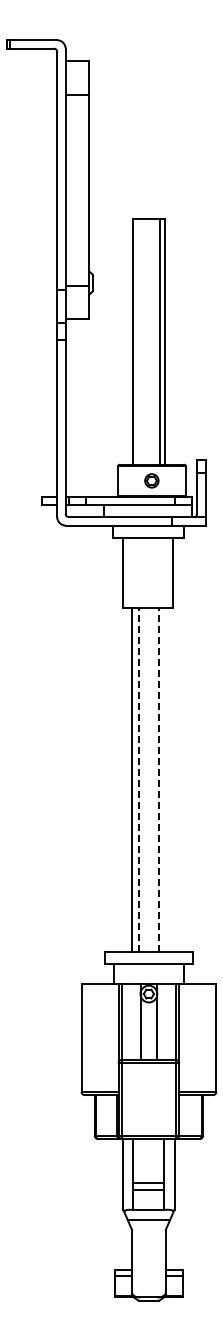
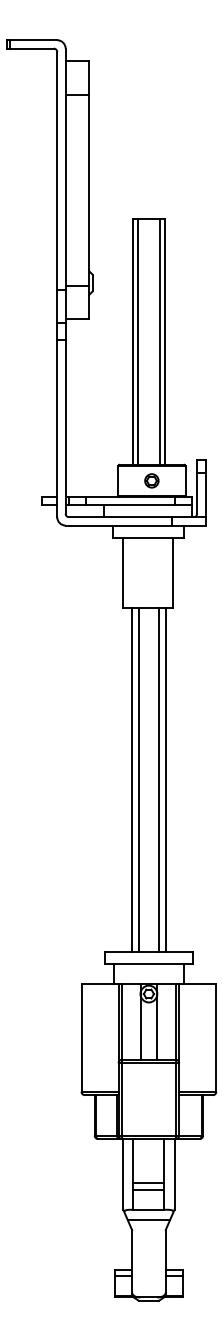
line: none -> present (137, 341)
line: none -> present (165, 779)
line: dashed -> solid (138, 780)
line: dashed -> solid (159, 780)
